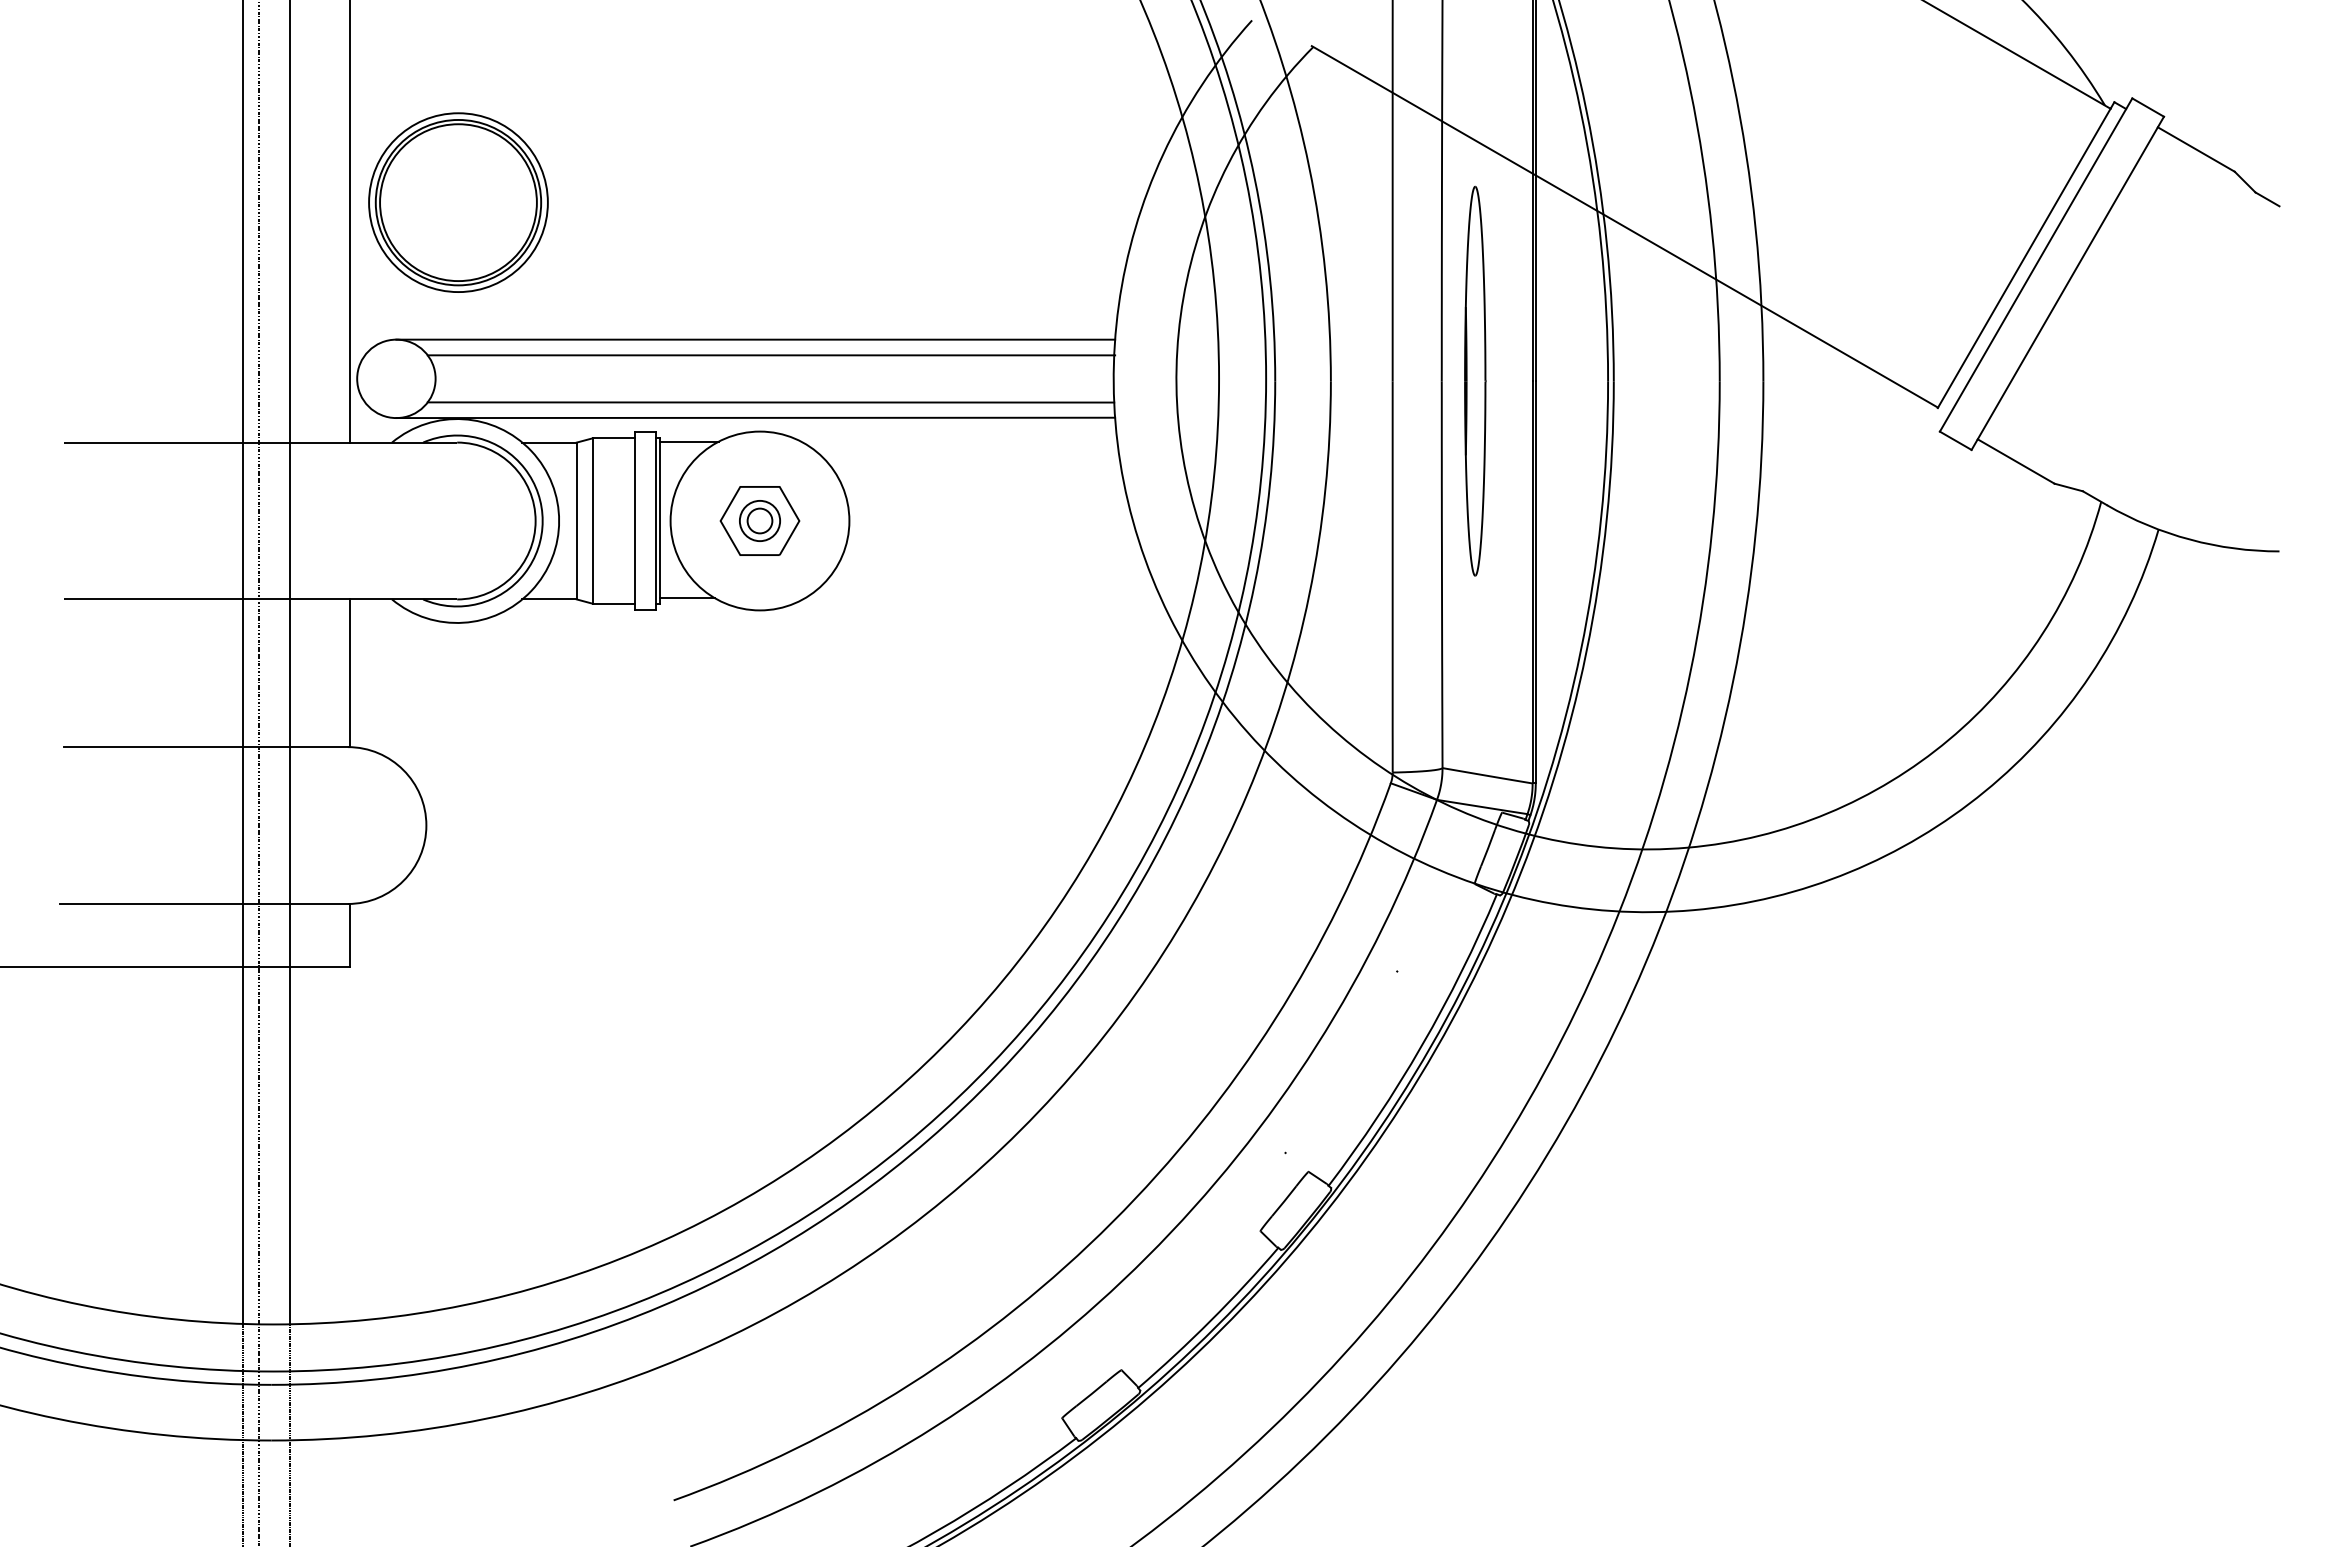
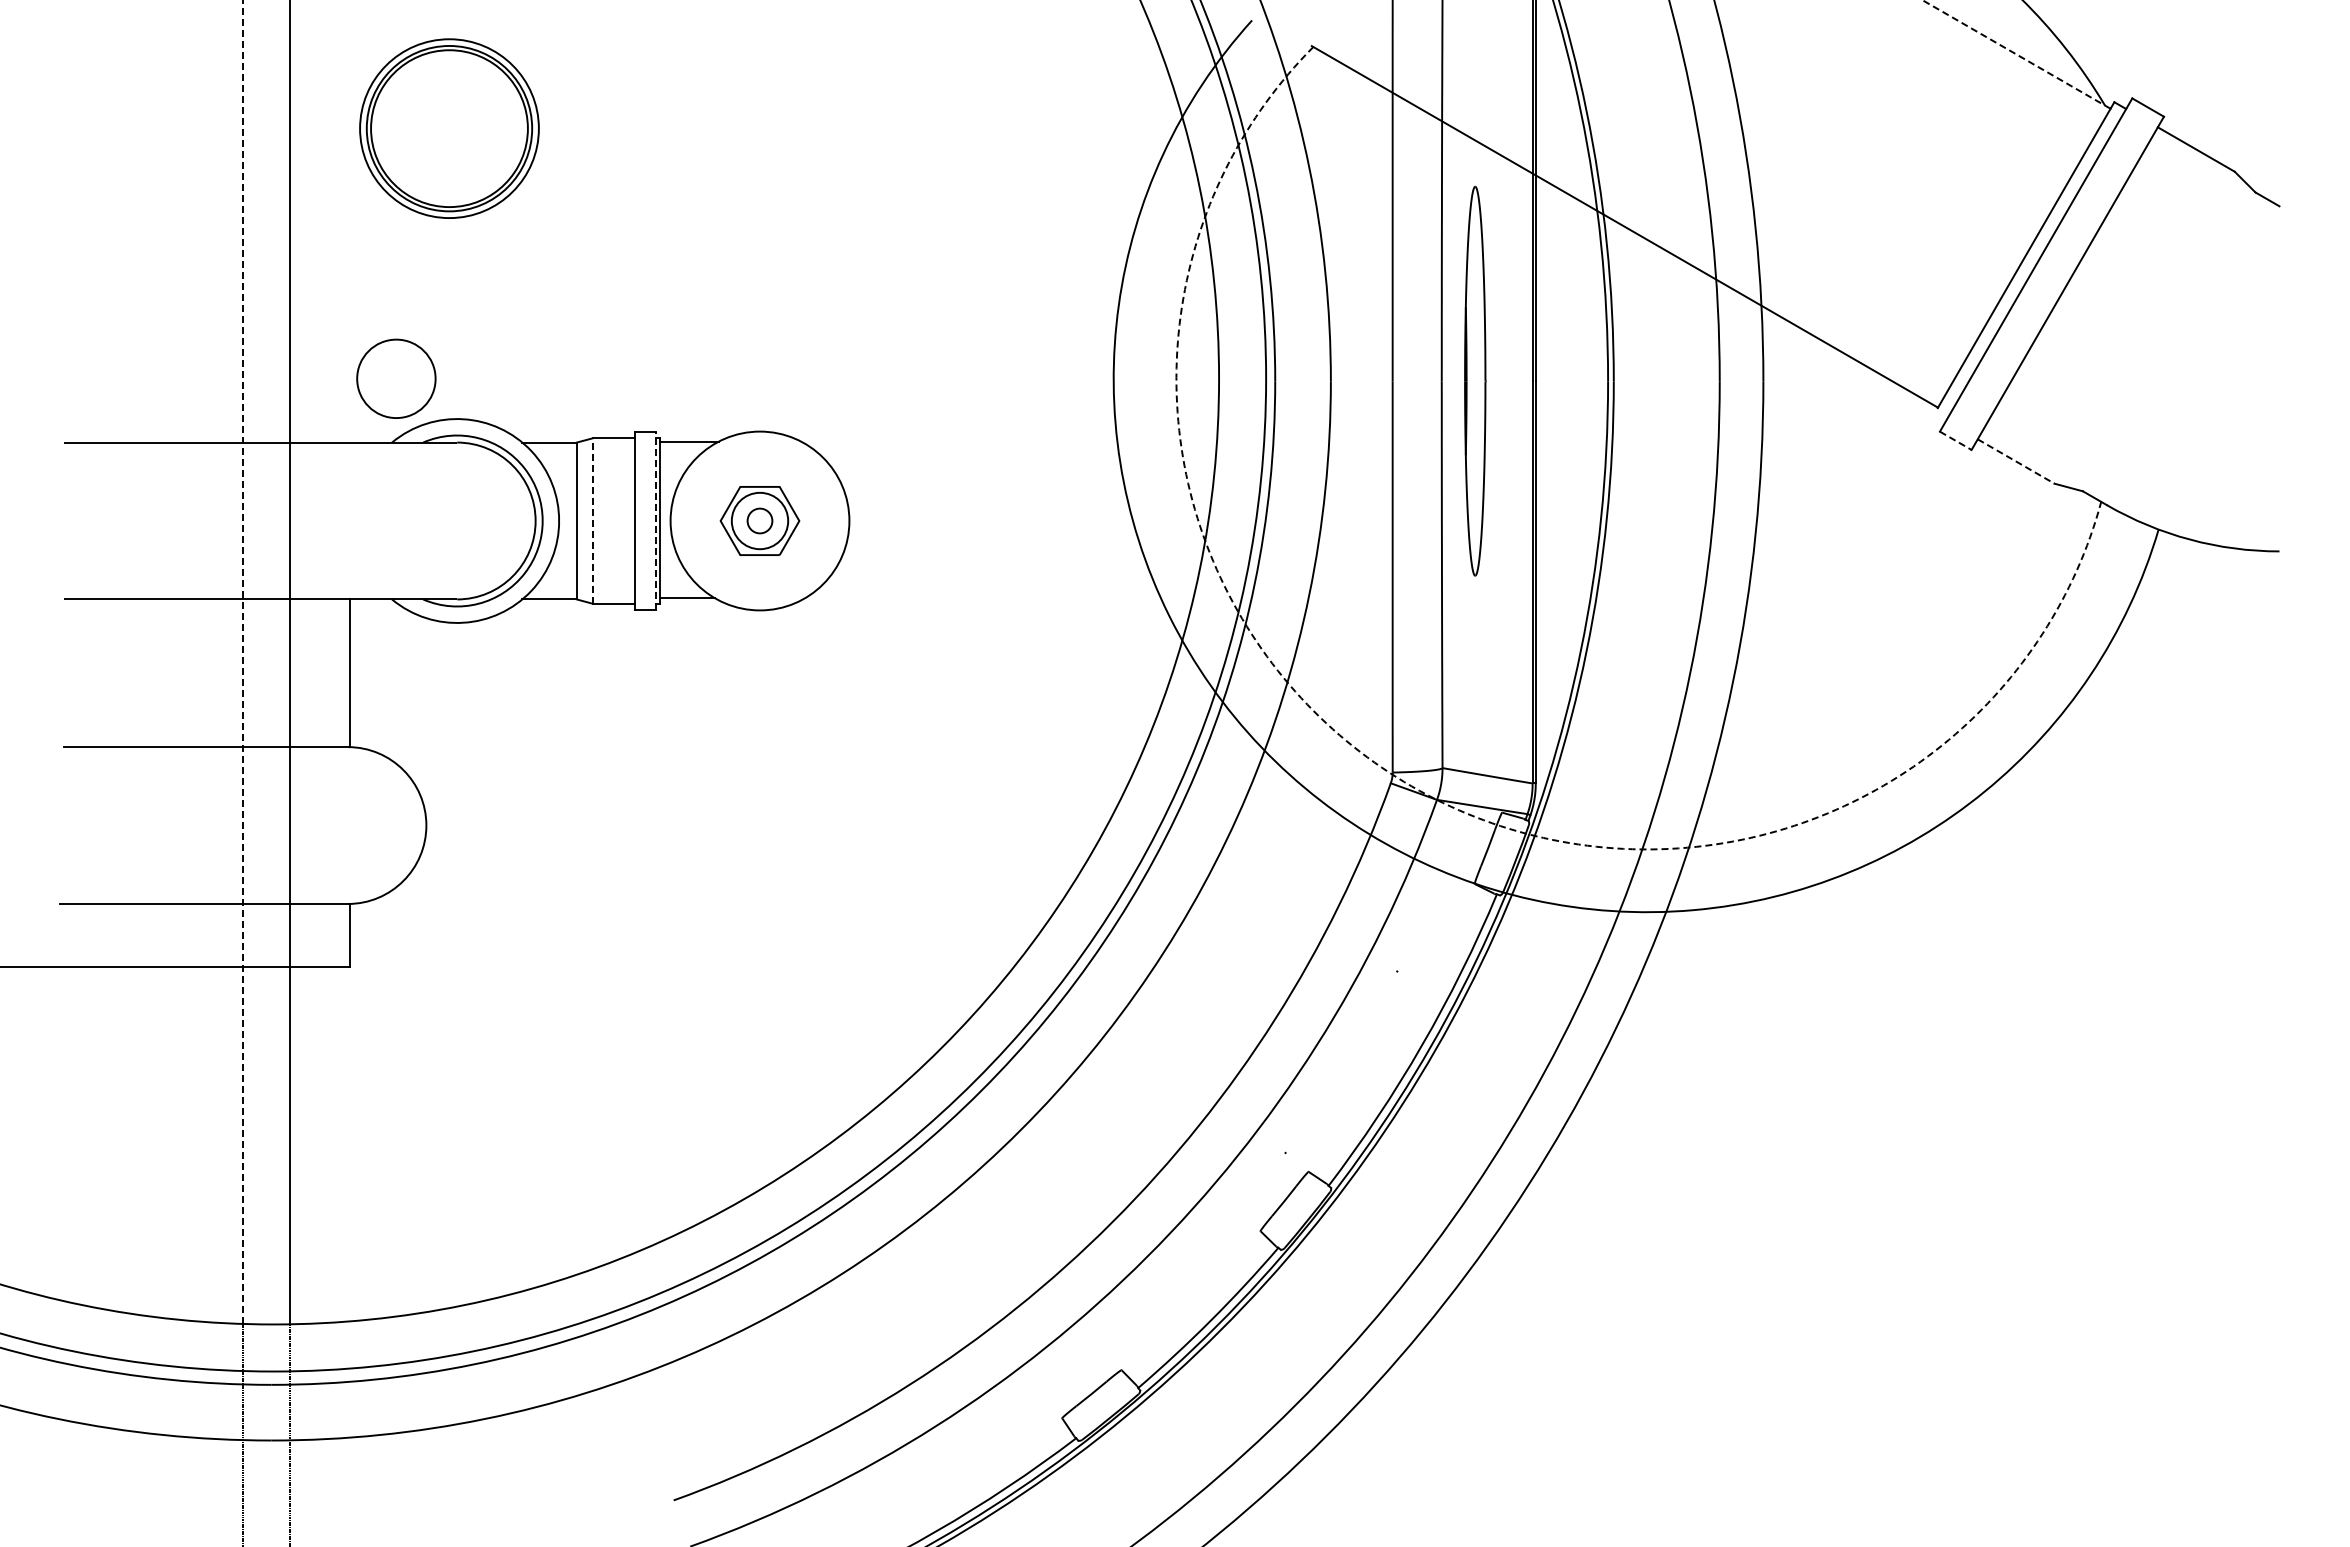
line: solid -> dashed (2016, 54)
part position: (458, 202) -> (449, 128) (449, 128)
line: present -> none (350, 222)
line: present -> none (755, 339)
line: present -> none (771, 355)
line: present -> none (770, 402)
line: present -> none (755, 417)
line: solid -> dashed (1956, 441)
line: solid -> dashed (2016, 461)
line: solid -> dashed (655, 520)
circle diameter: 40 px -> 56 px (759, 520)
line: solid -> dashed (592, 521)
line: solid -> dashed (243, 662)
line: present -> none (258, 772)
arc: solid -> dashed (1411, 786)
